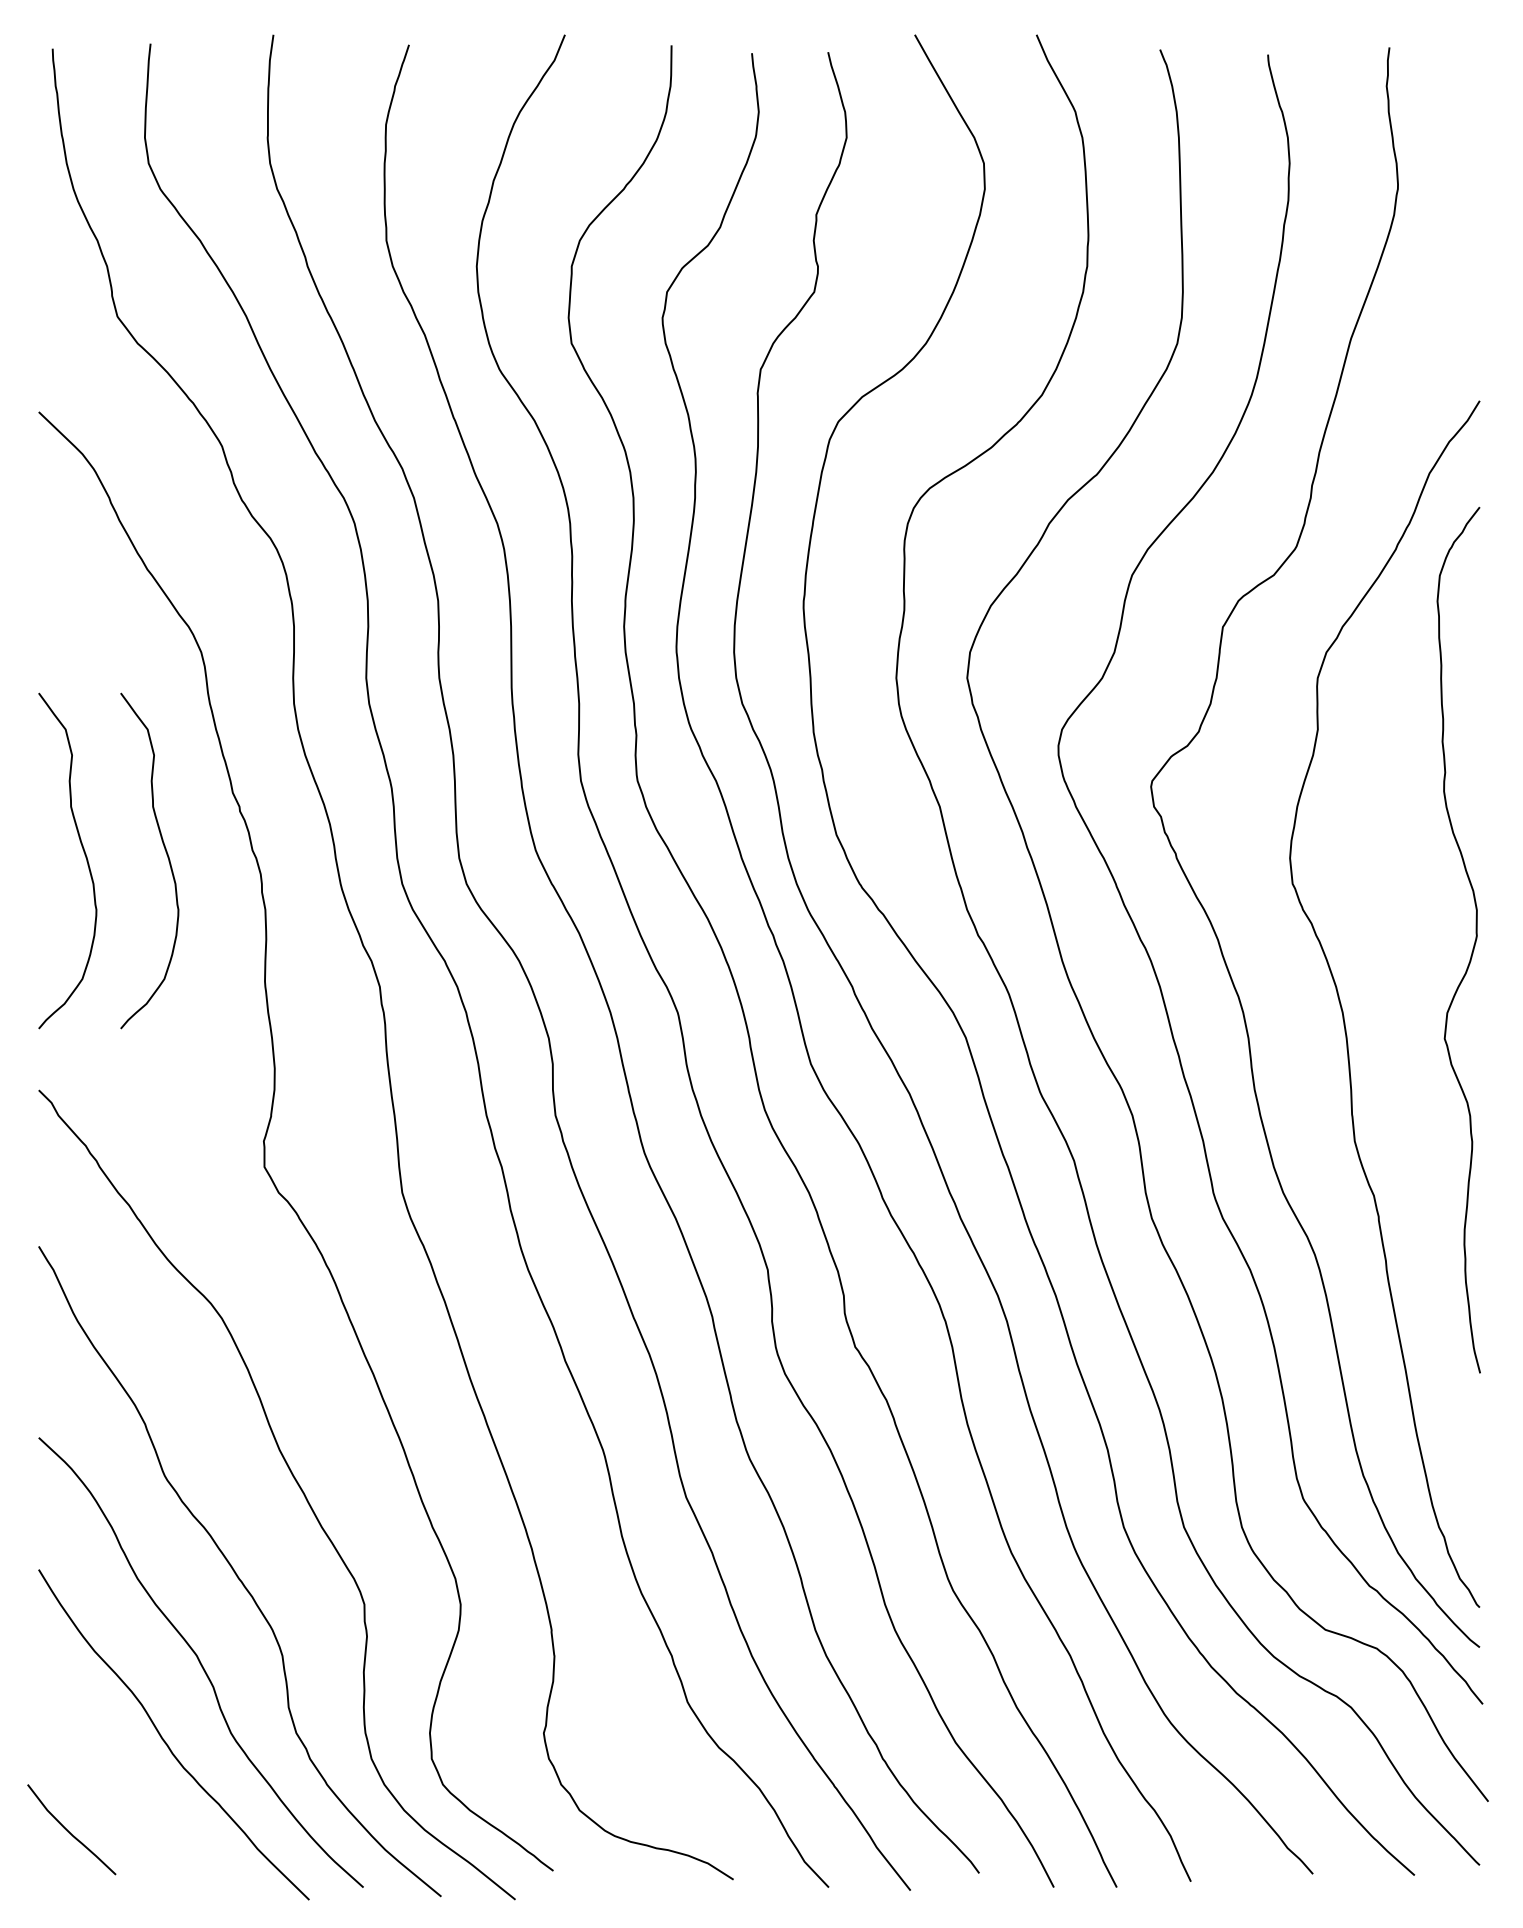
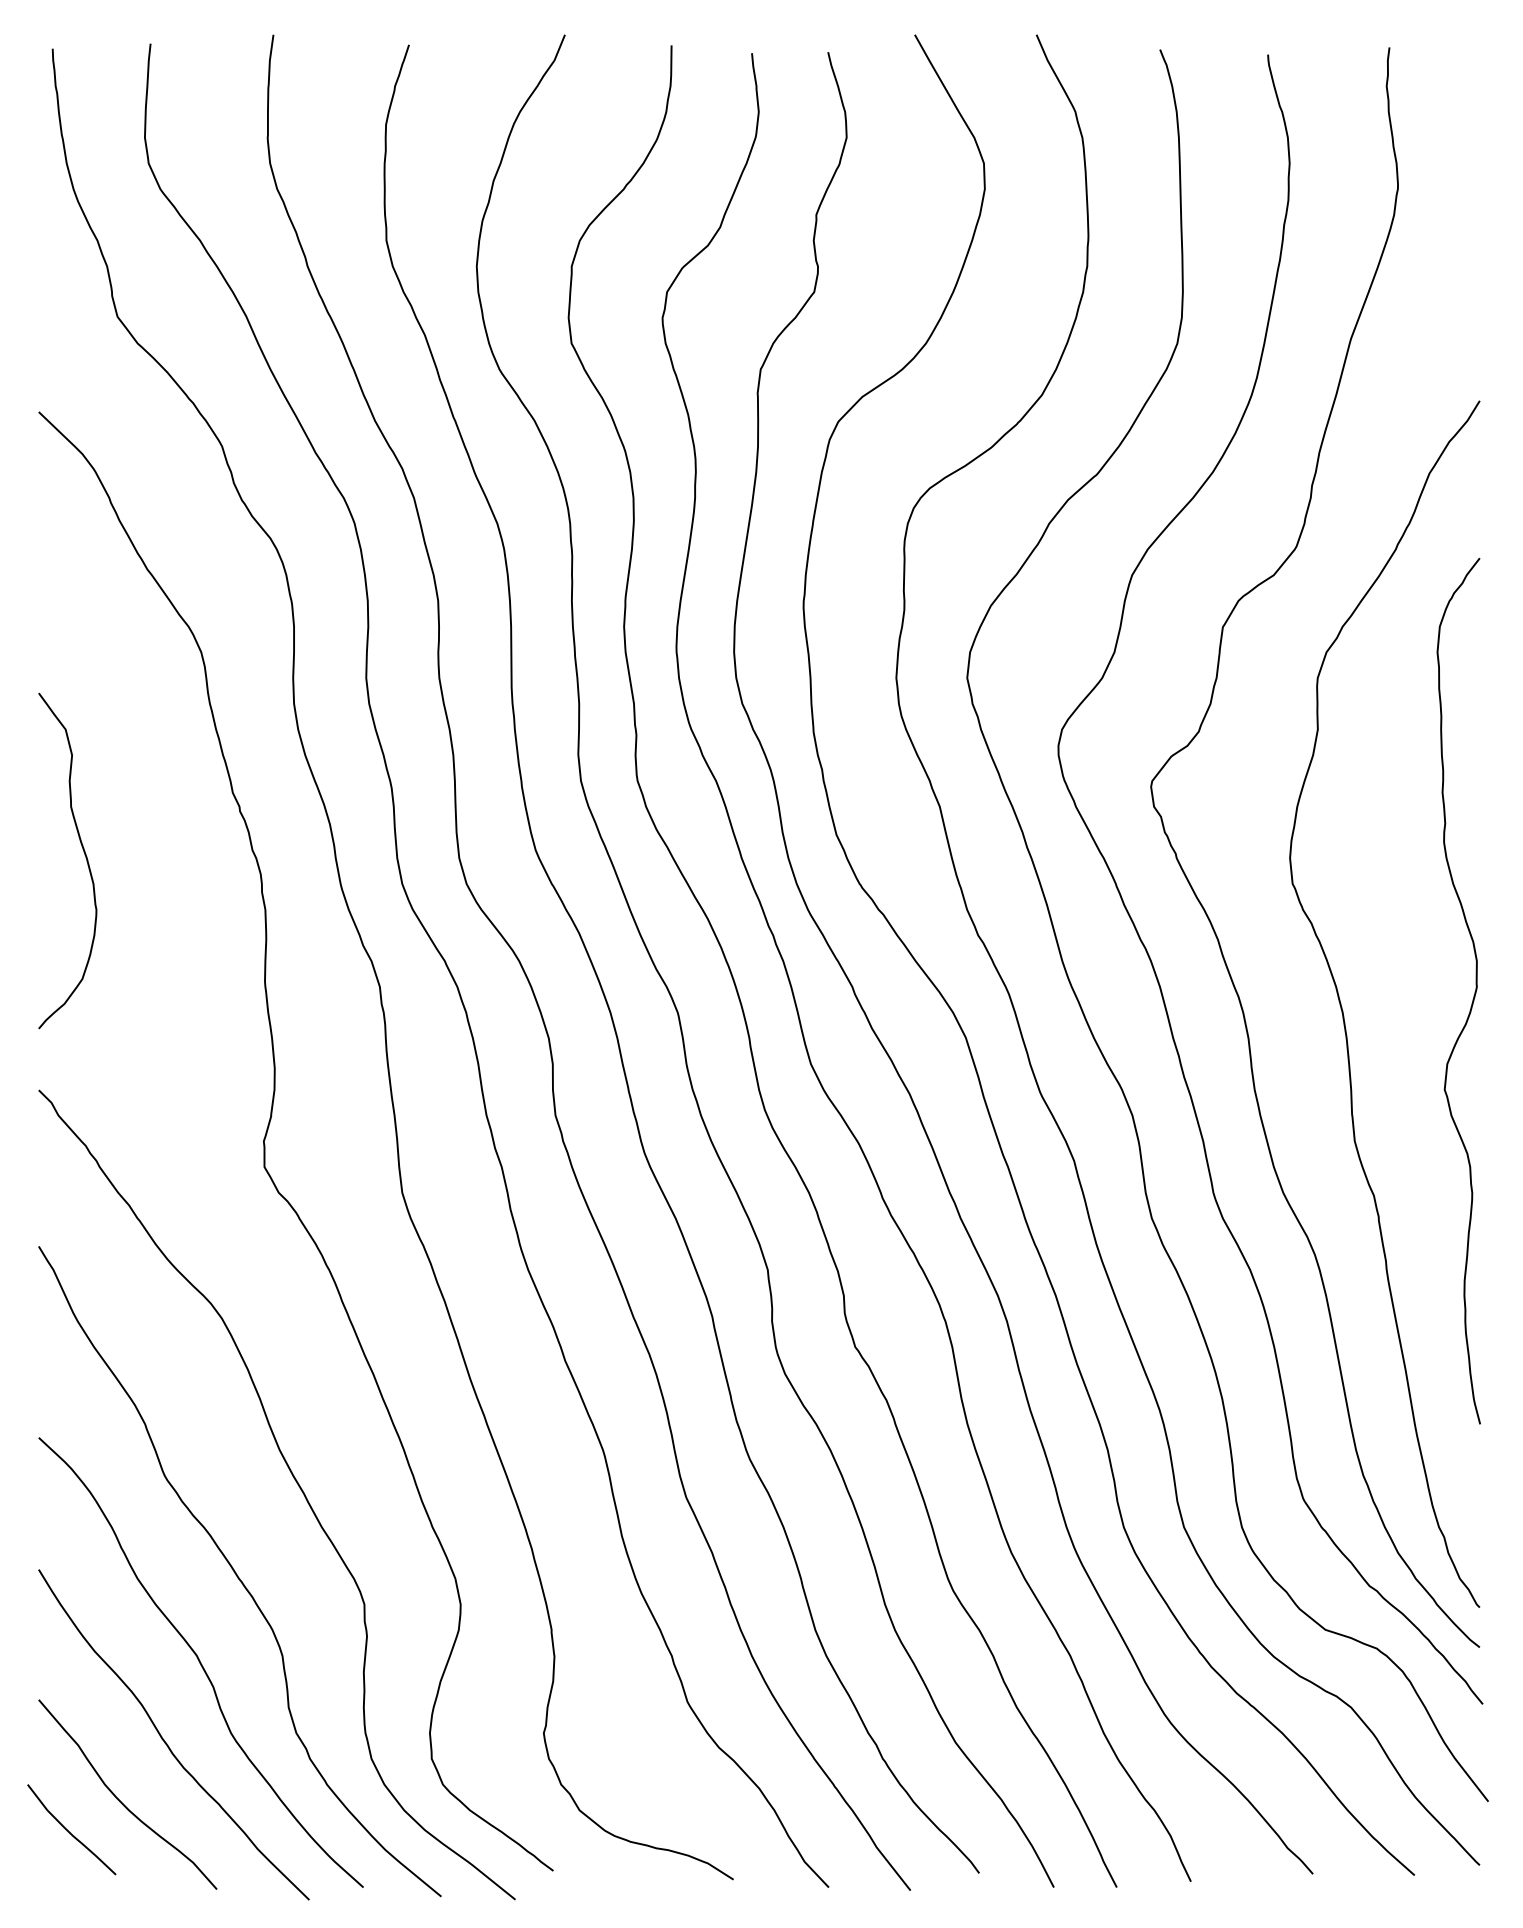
curve: present -> none (166, 855)
curve position: (1473, 944) -> (1473, 995) (1473, 995)
curve: none -> present (120, 1800)
